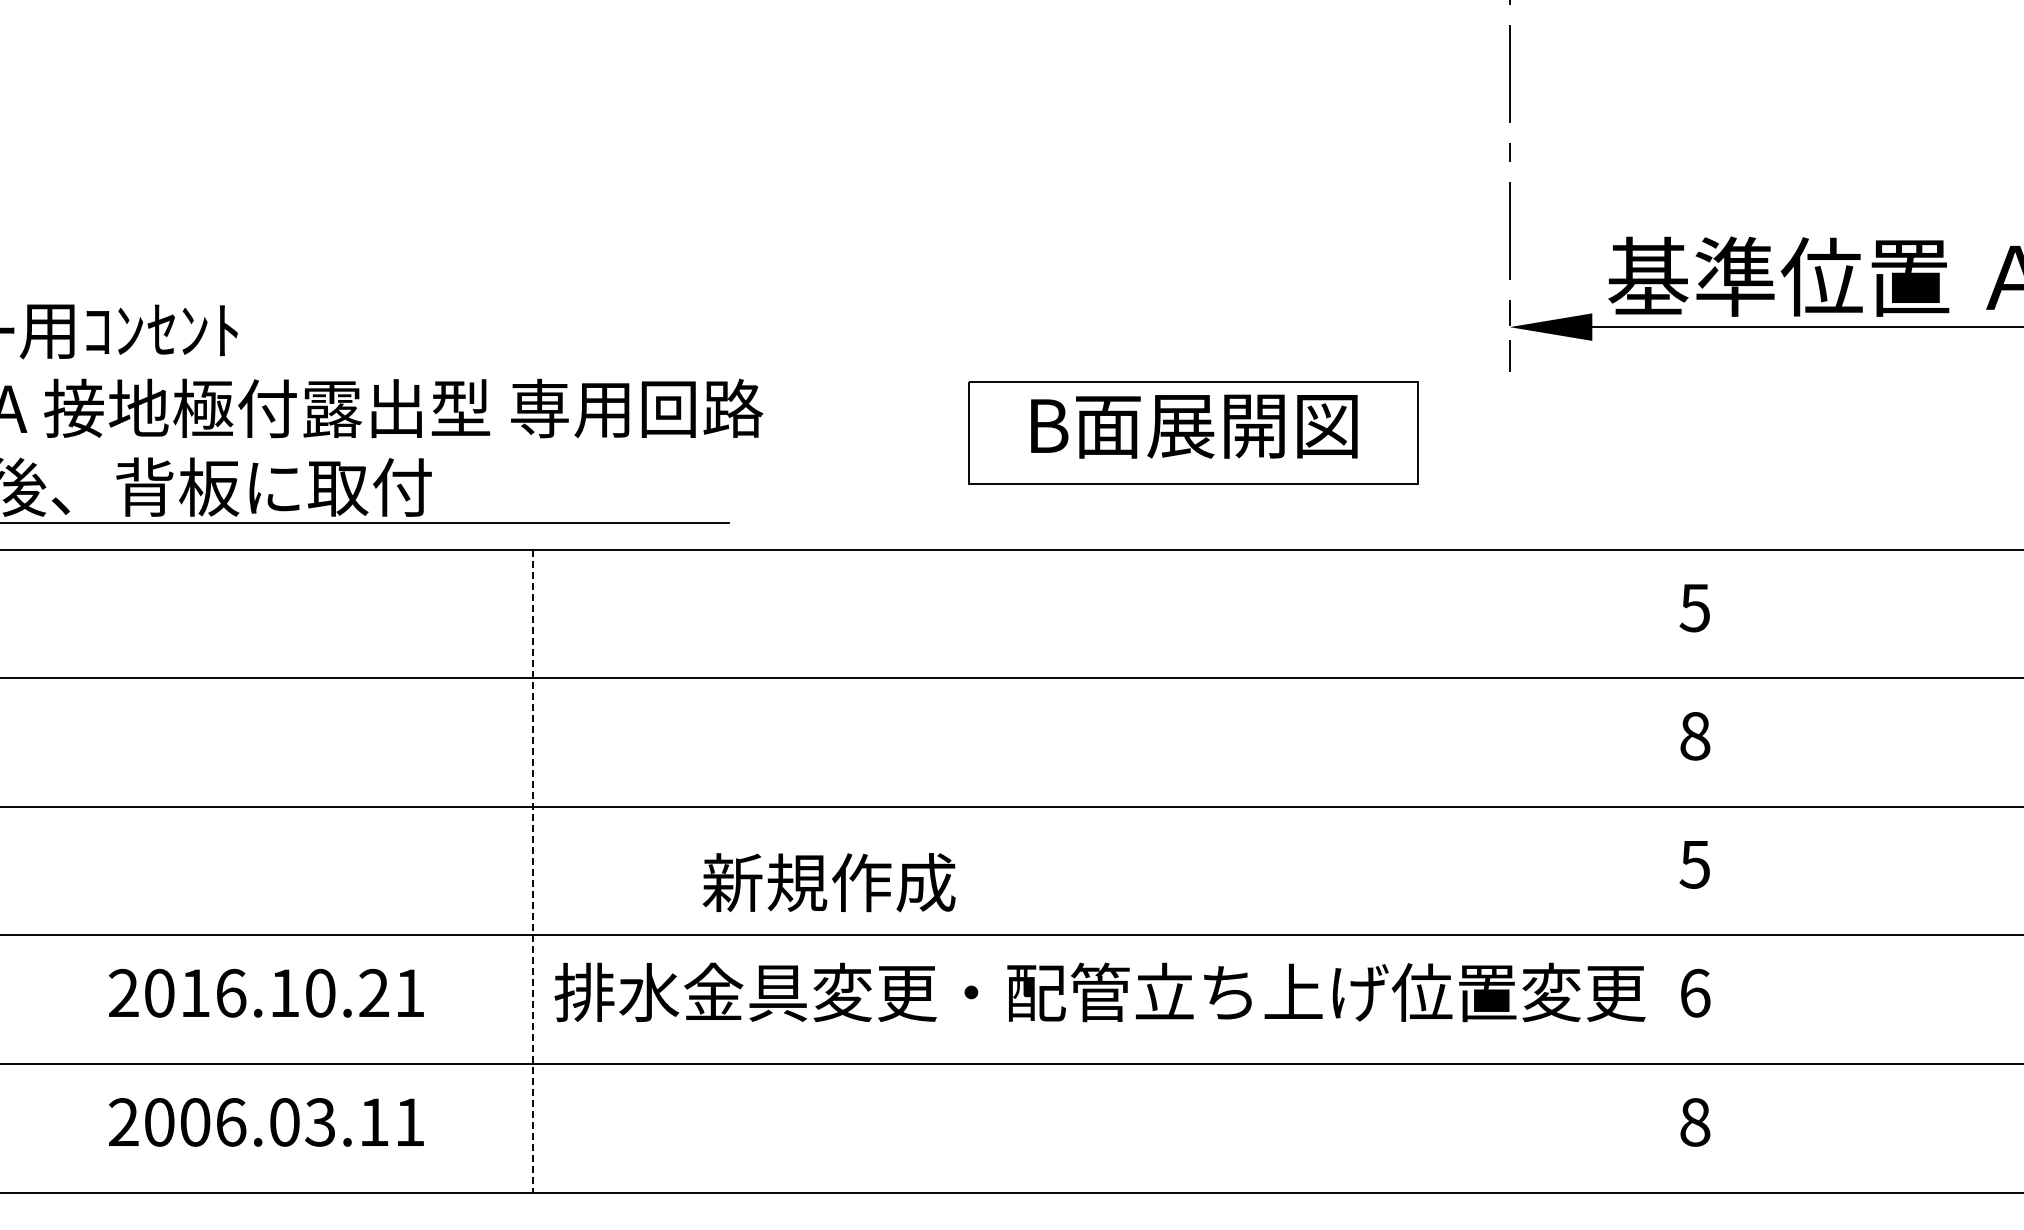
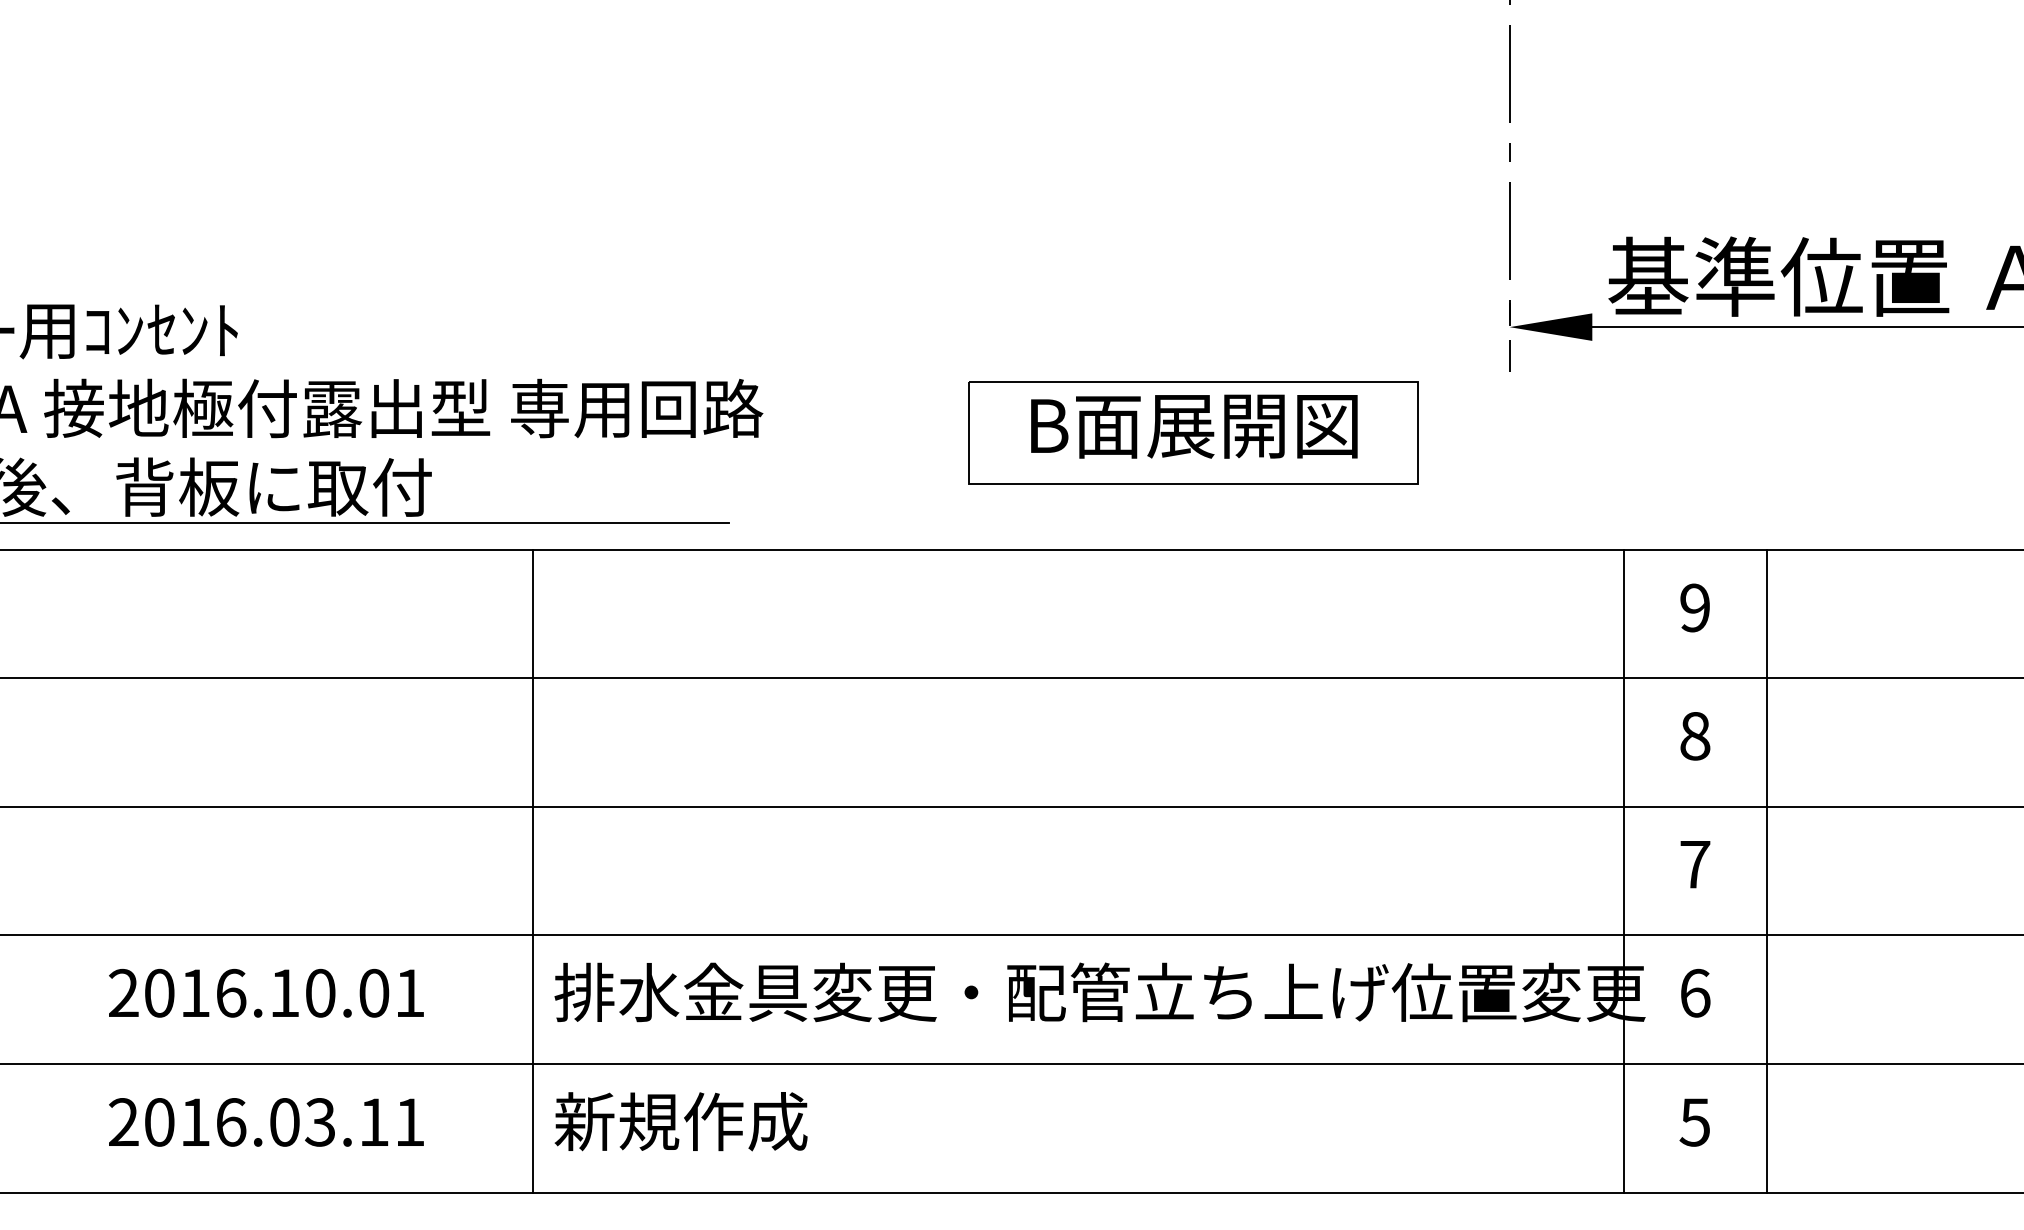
text: 5 -> 9 (1694, 607)
text: 5 -> 7 (1694, 864)
line: dashed -> solid (532, 871)
line: none -> present (1624, 871)
line: none -> present (1766, 871)
text position: (828, 882) -> (680, 1121) (680, 1121)
text: 2016.10.21 -> 2016.10.01 (374, 993)
text: 2006.03.11 -> 2016.03.11 (195, 1122)
text: 8 -> 5 (1694, 1122)
